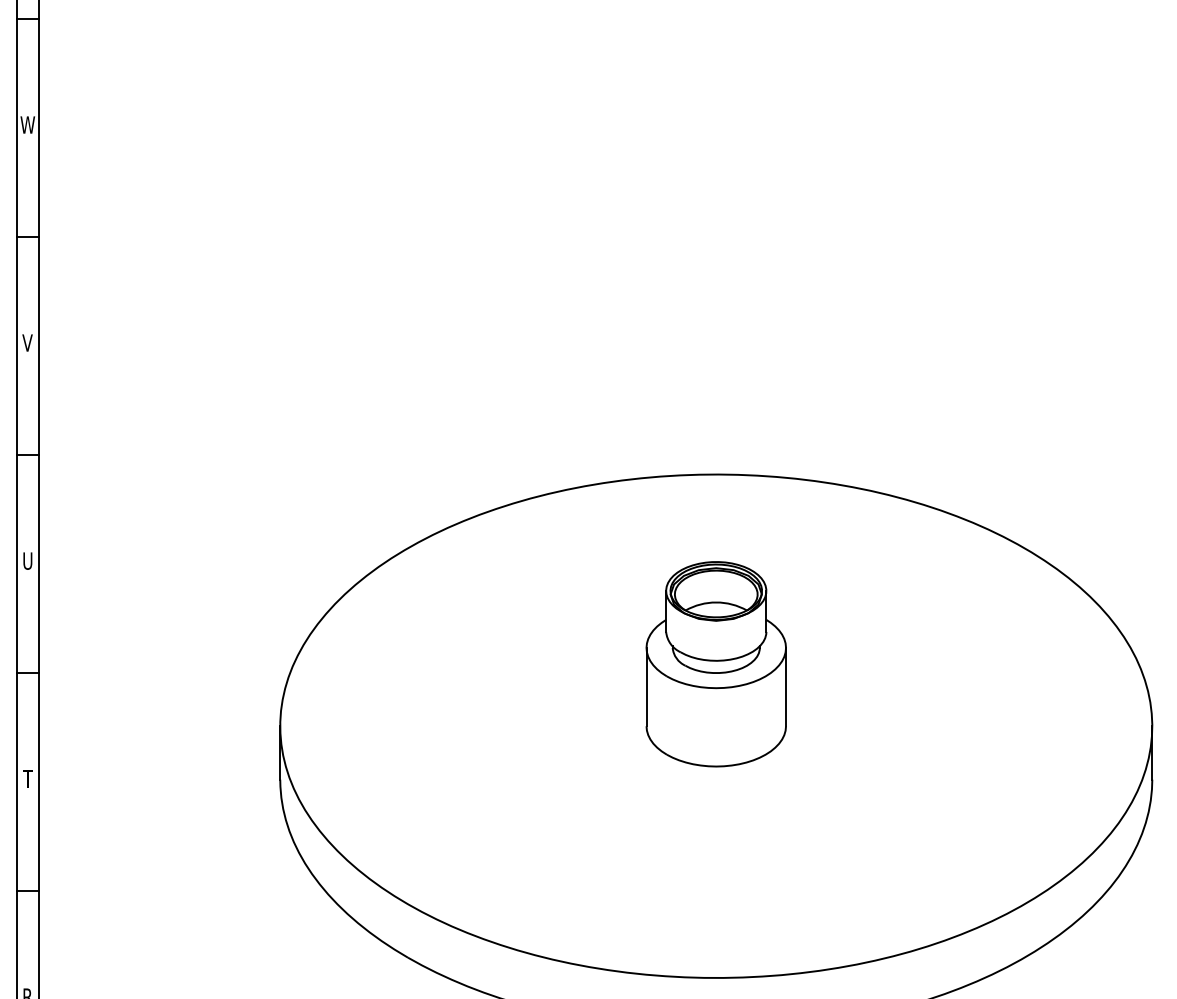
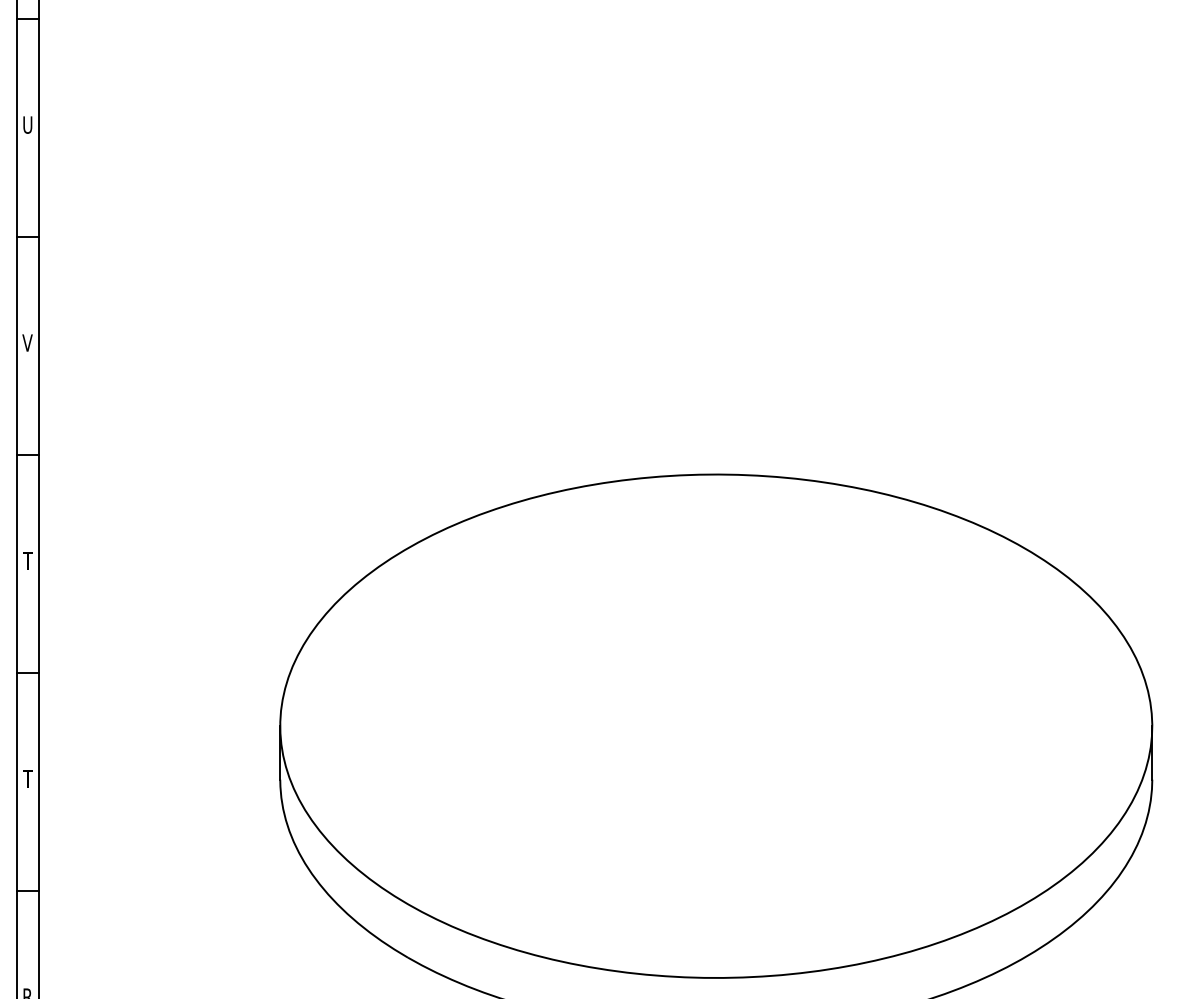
text: W -> U (27, 124)
text: U -> T (27, 560)
part: present -> none (715, 664)
